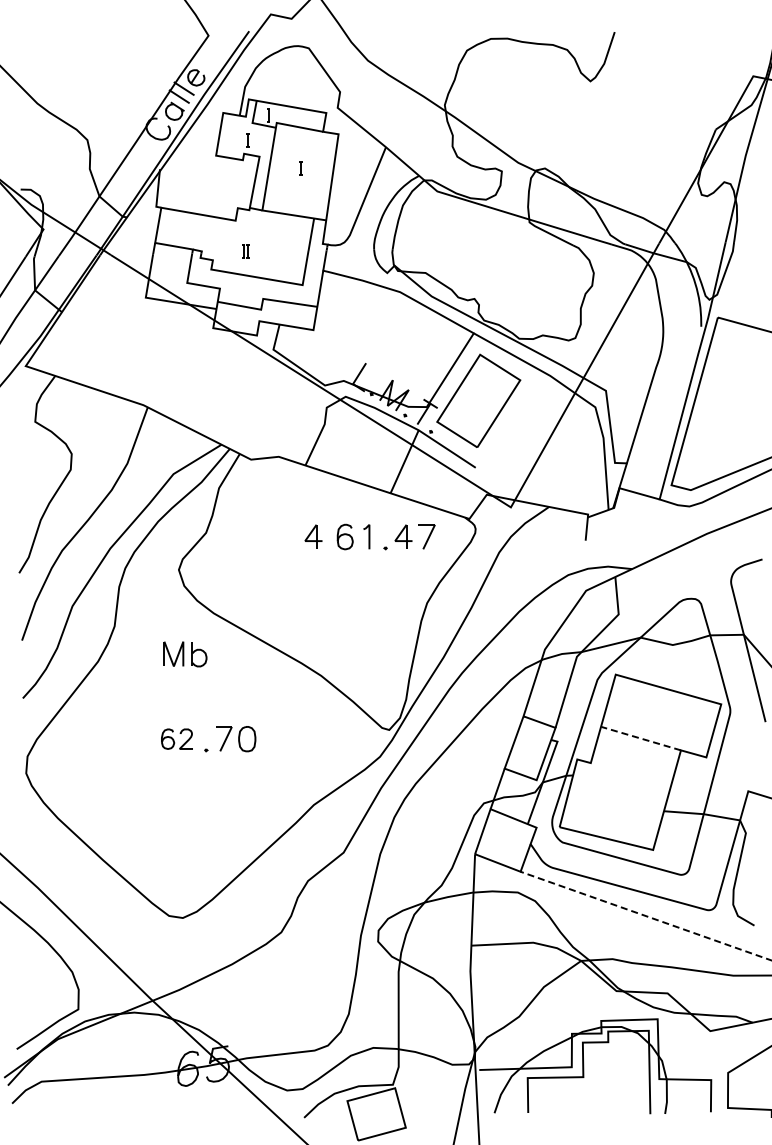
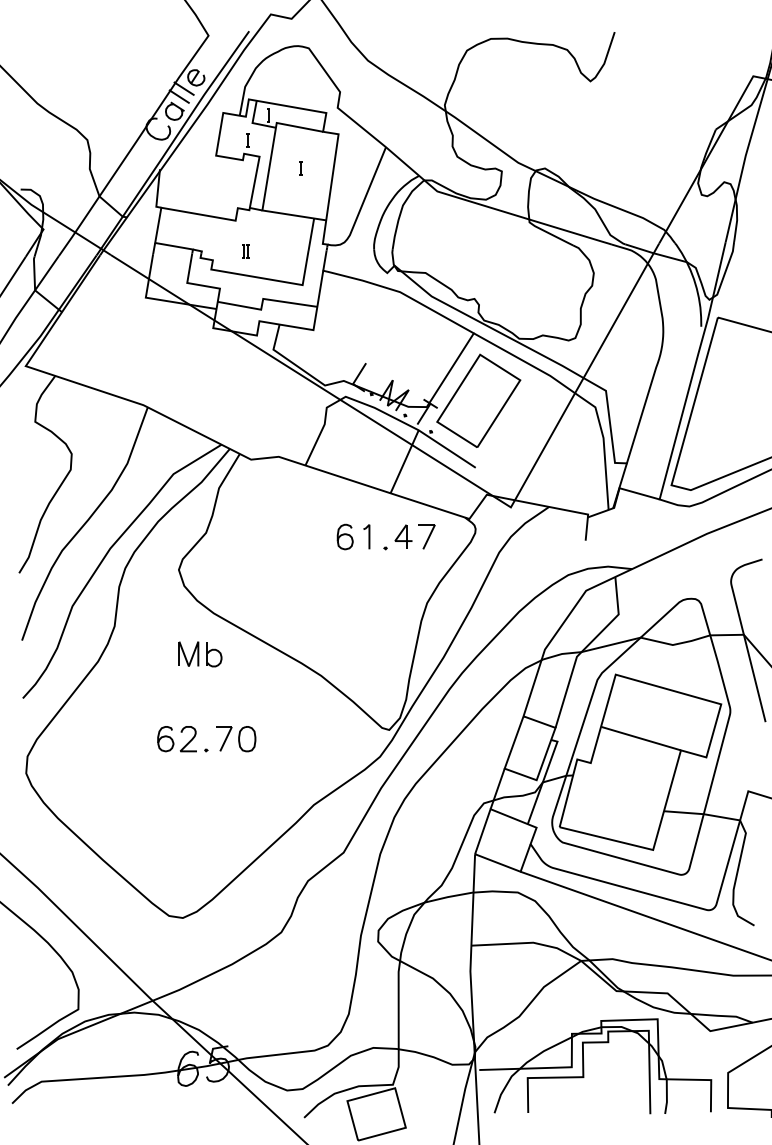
part: present -> none (313, 536)
part position: (185, 654) -> (200, 654) (200, 654)
part size: 32x22 px -> 40x27 px (176, 739)
line: dashed -> solid (640, 738)
line: dashed -> solid (645, 916)
